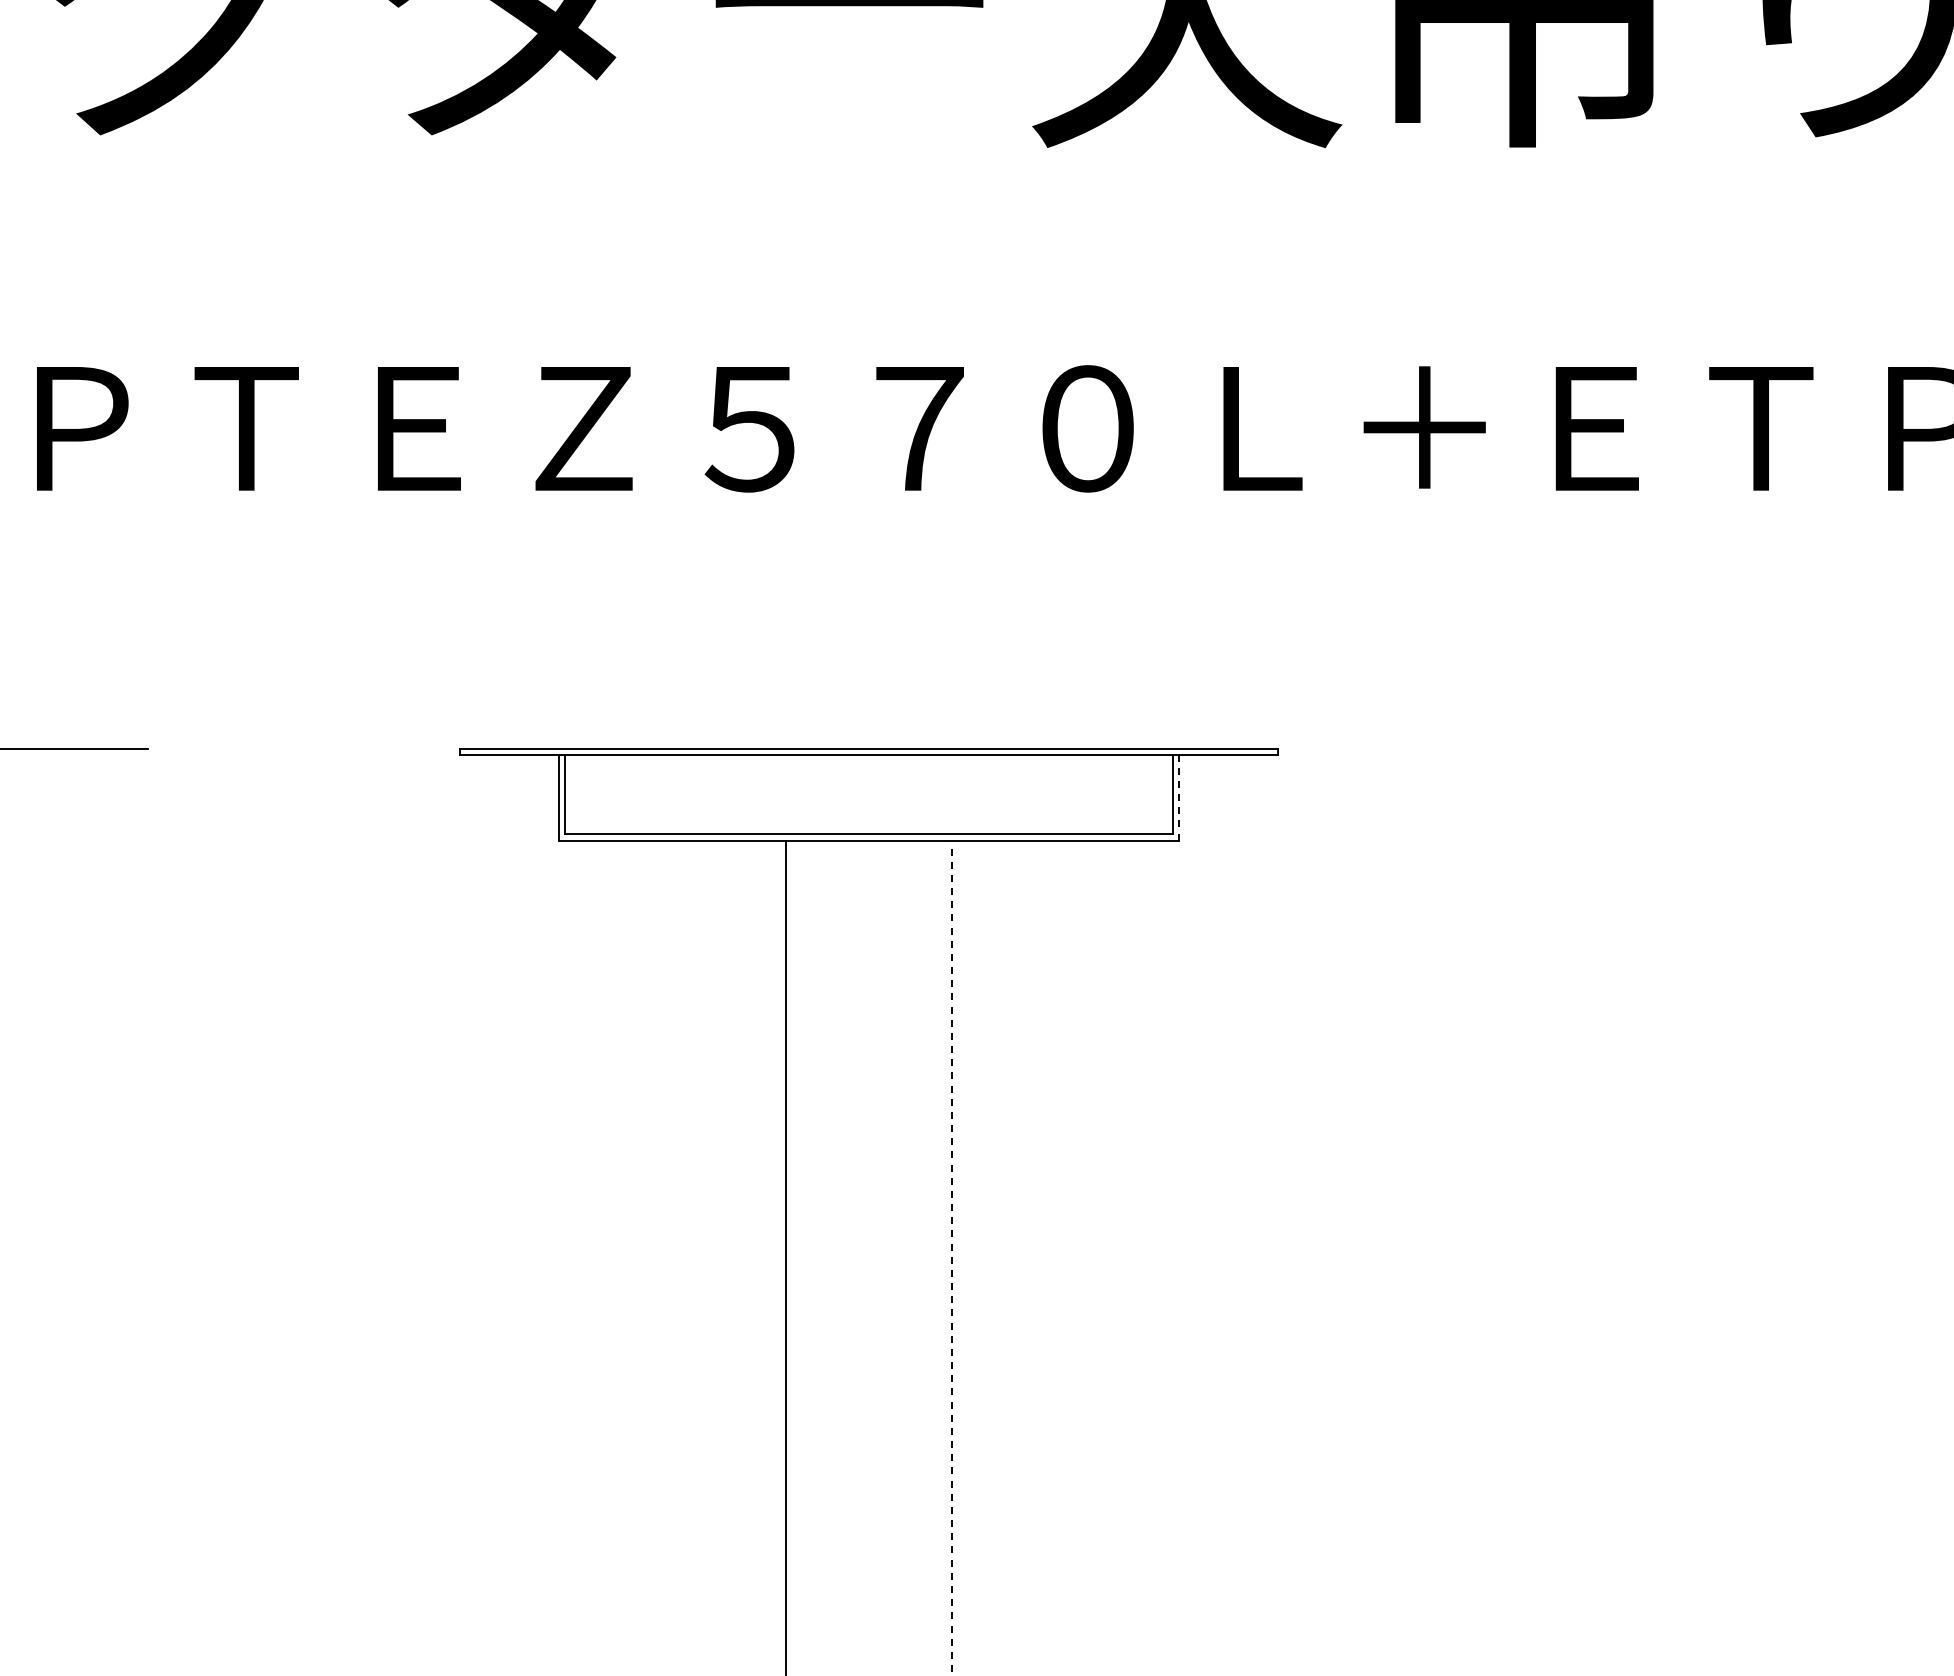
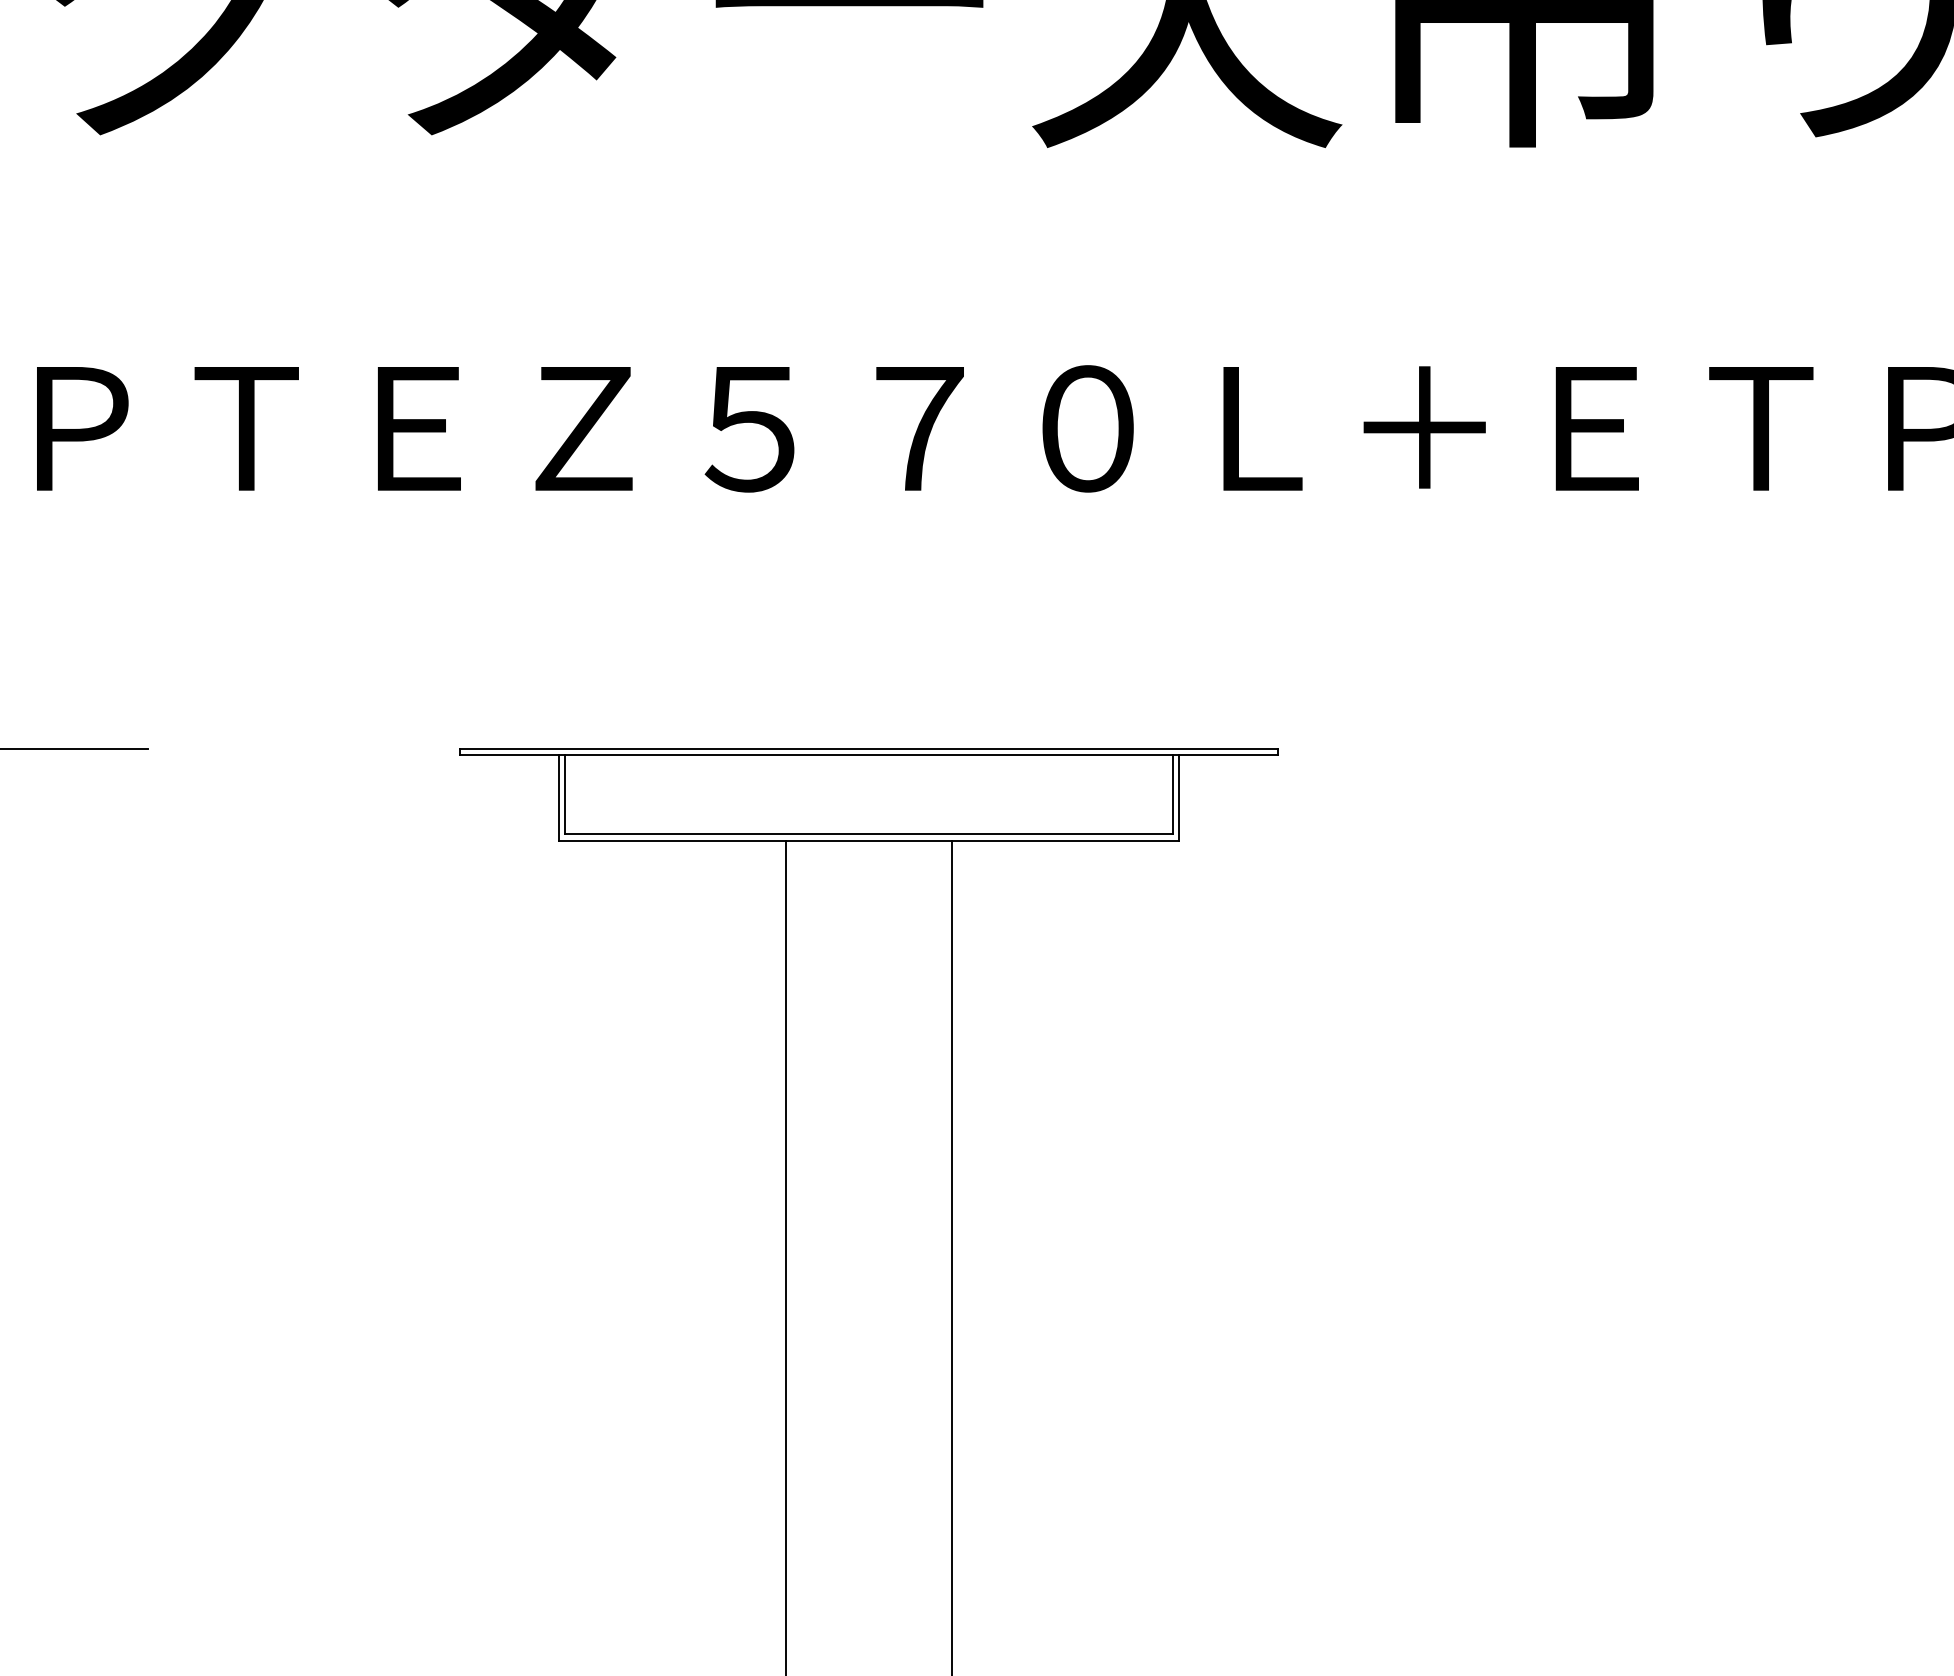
line: dashed -> solid (1179, 797)
line: dashed -> solid (951, 1257)
